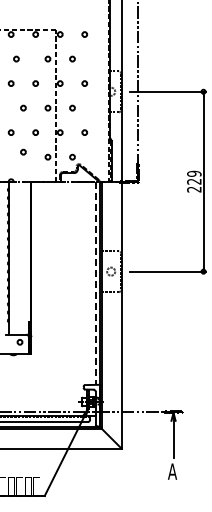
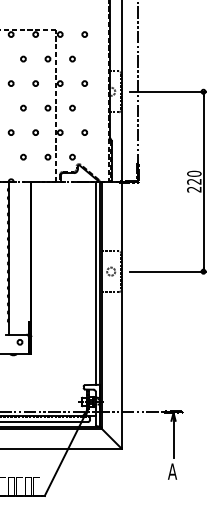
circle position: (16, 58) -> (23, 58) (23, 58)
circle position: (23, 151) -> (23, 156) (23, 156)
text: 229 -> 220 (194, 173)
line: dashed -> solid (95, 283)
